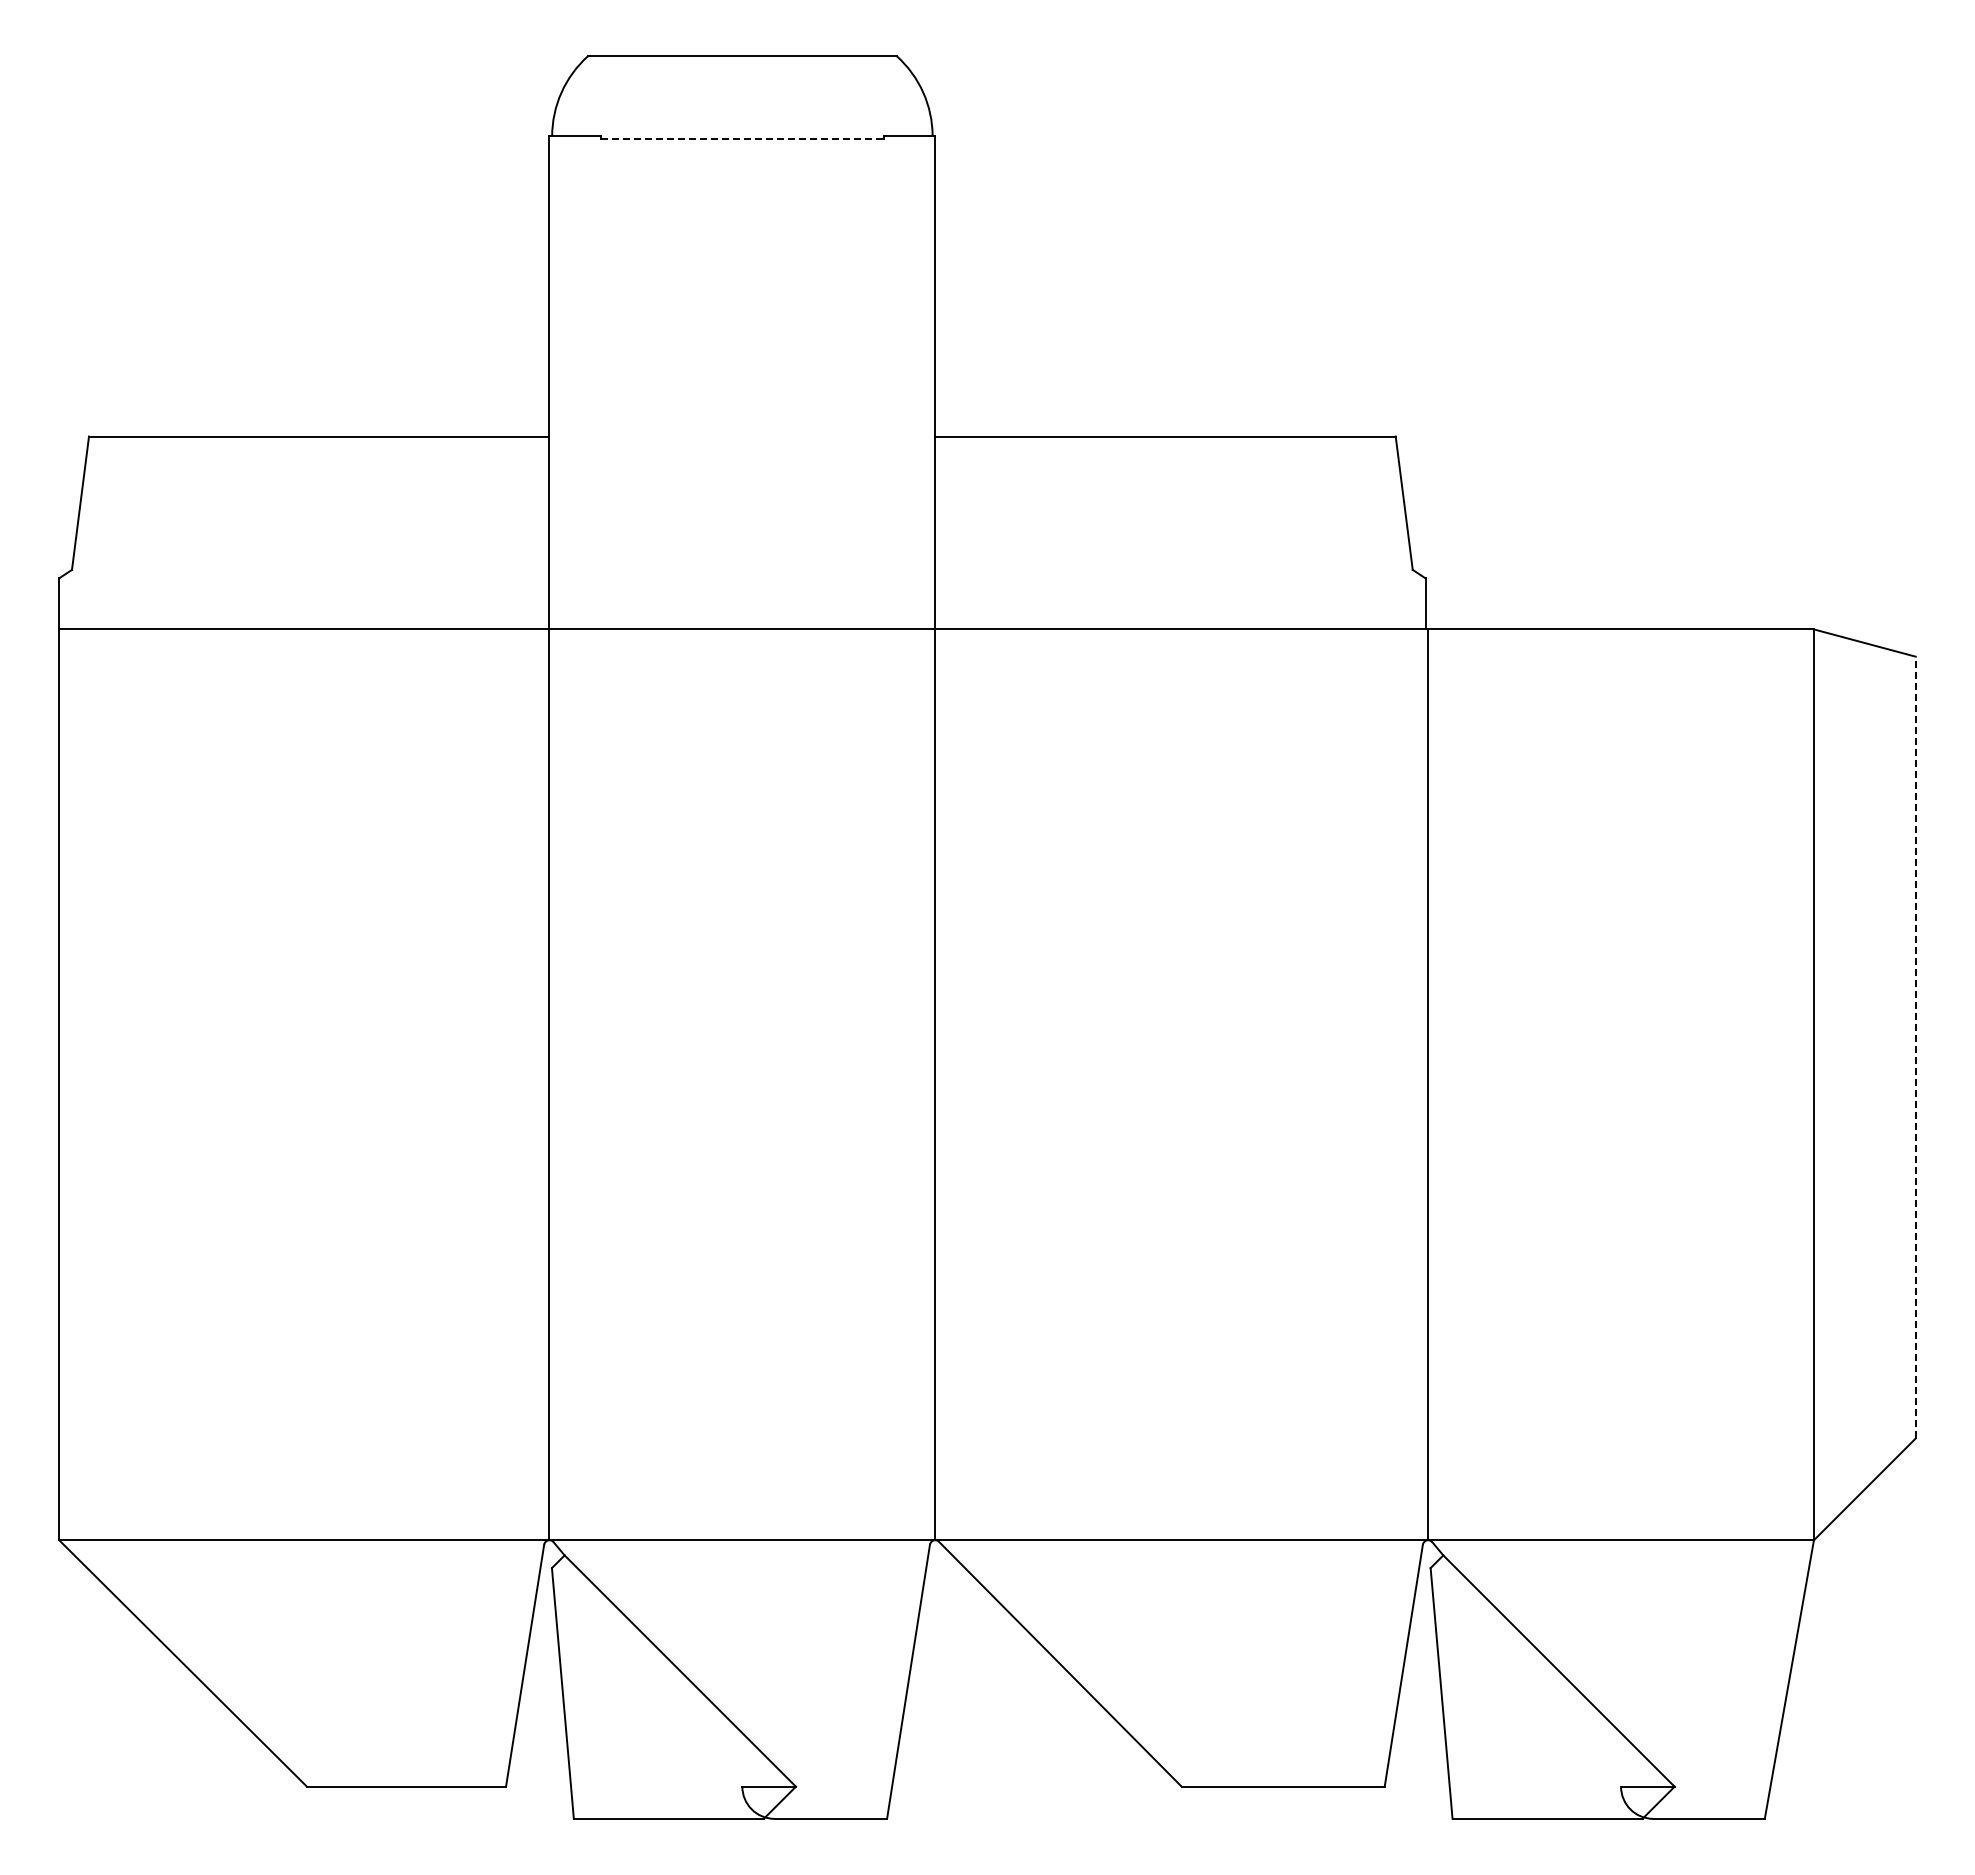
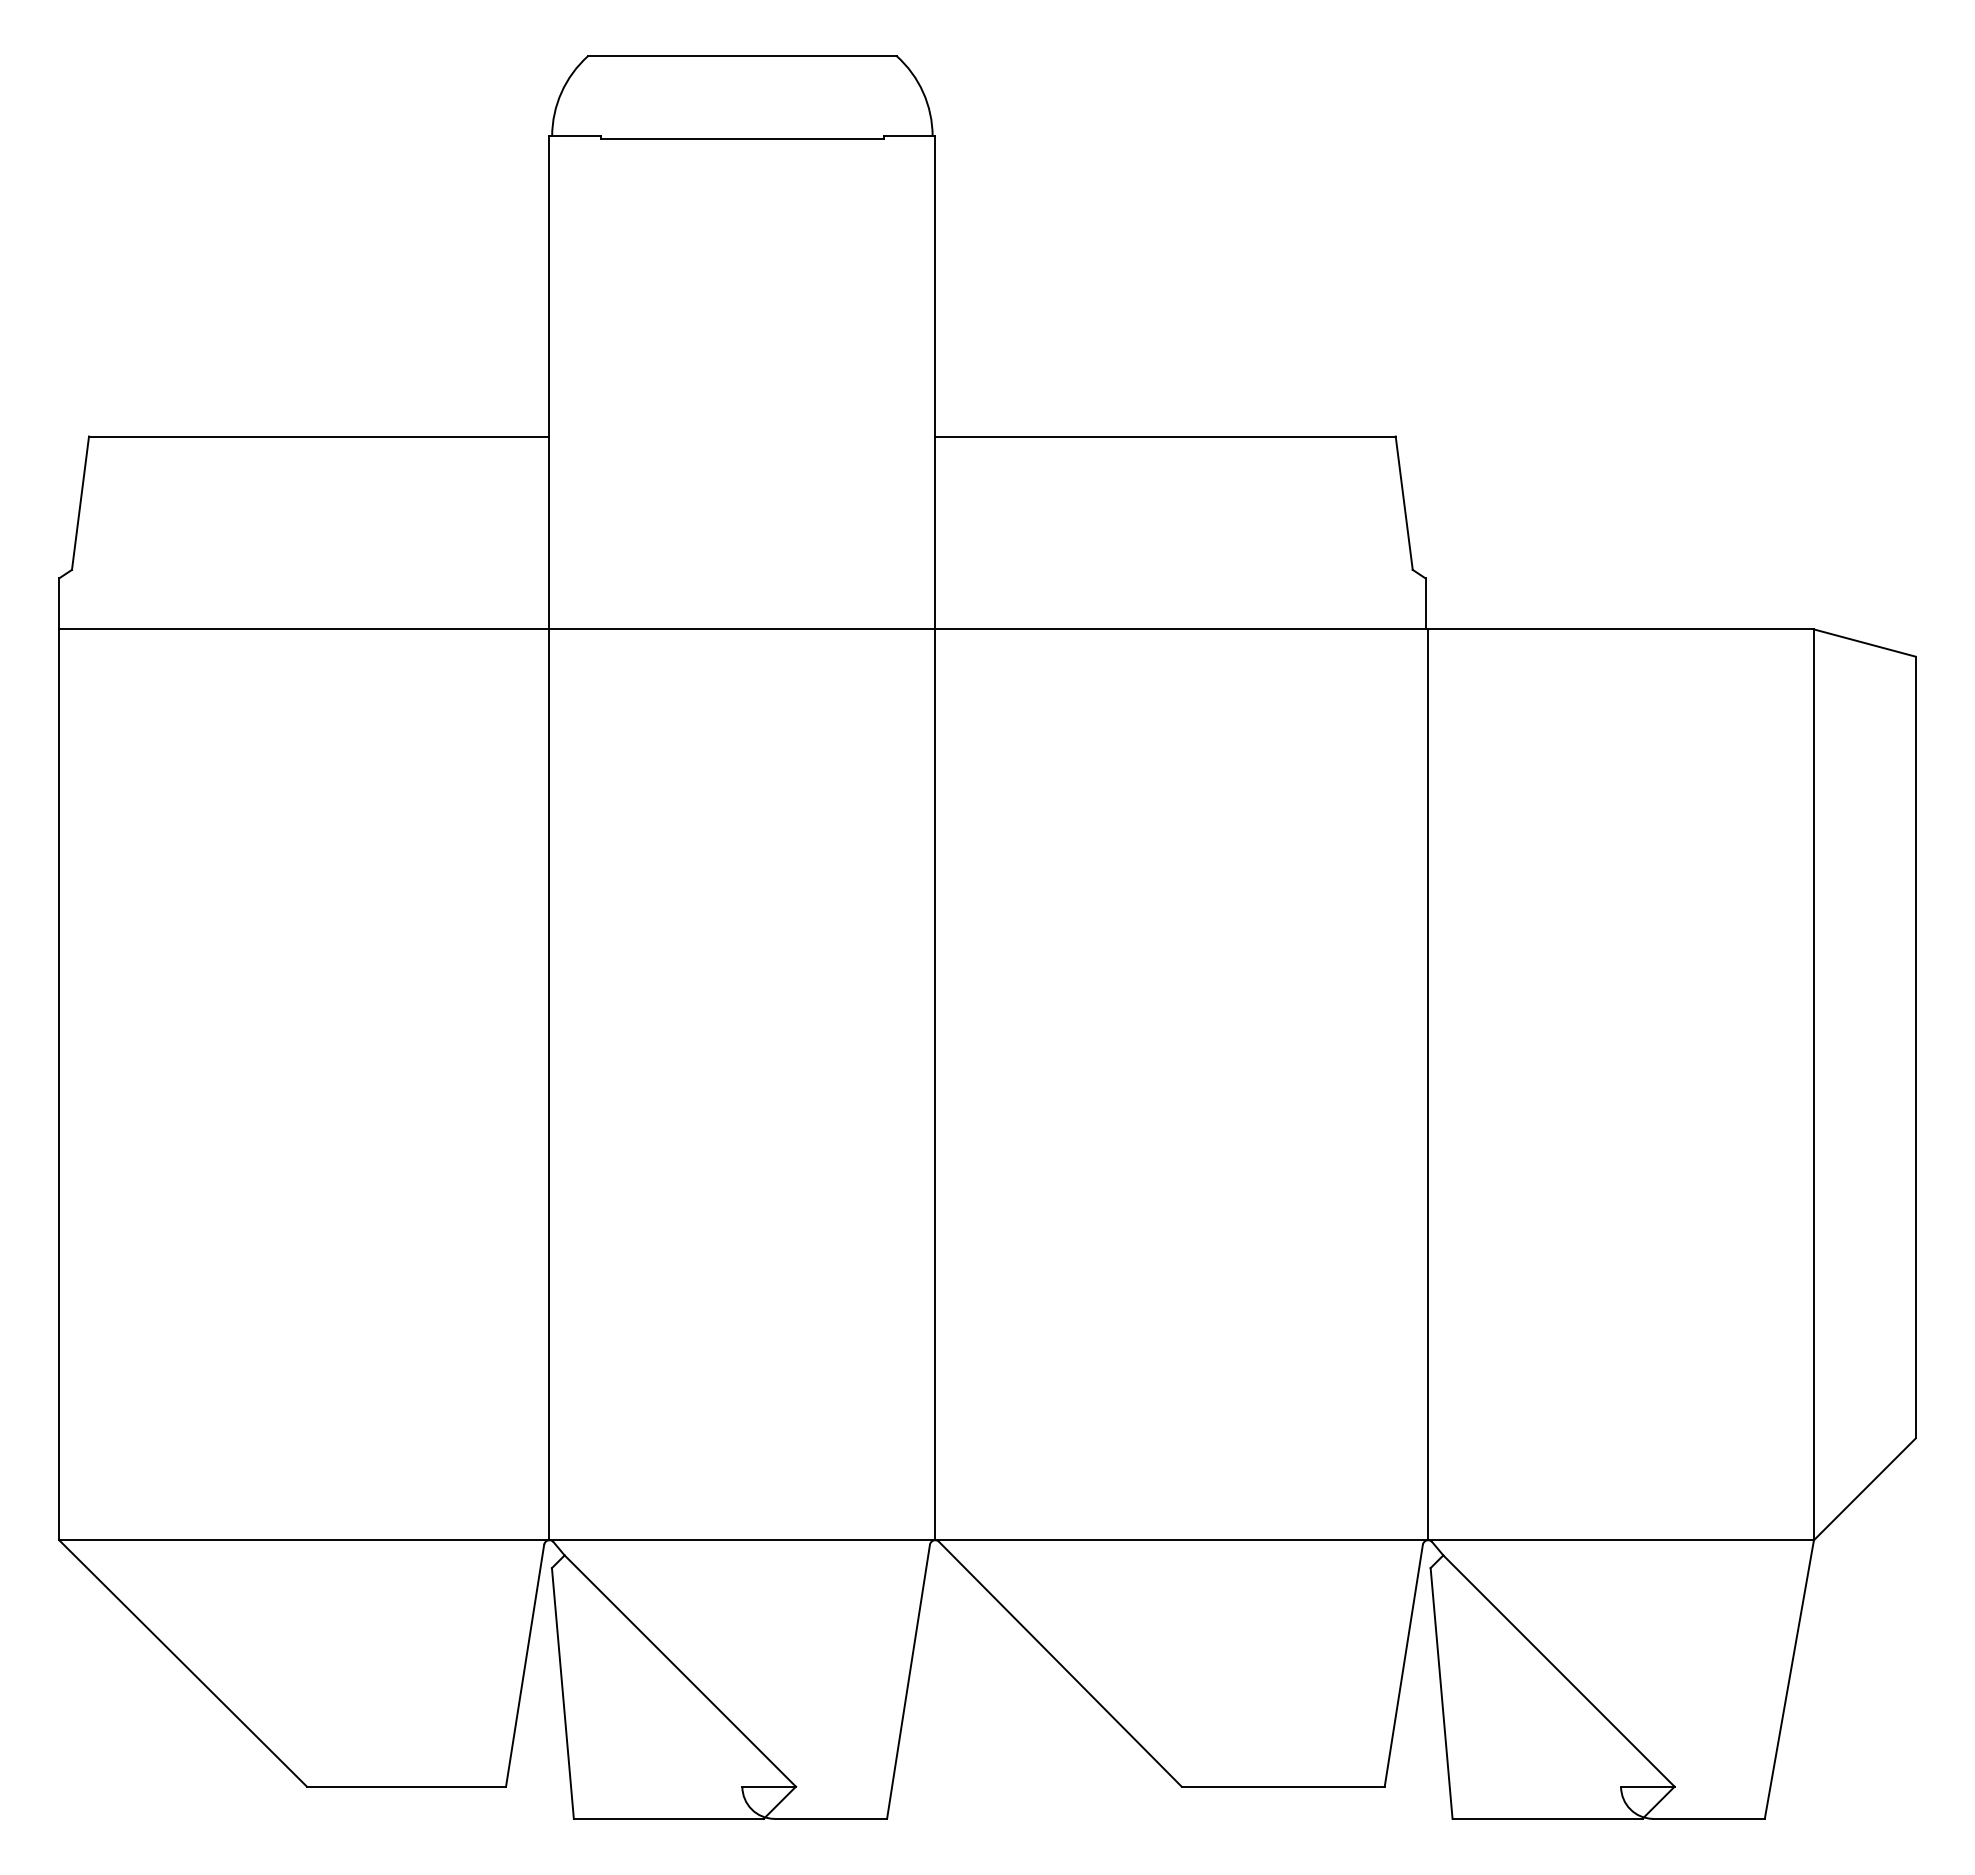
line: dashed -> solid (742, 139)
line: dashed -> solid (1915, 1047)
